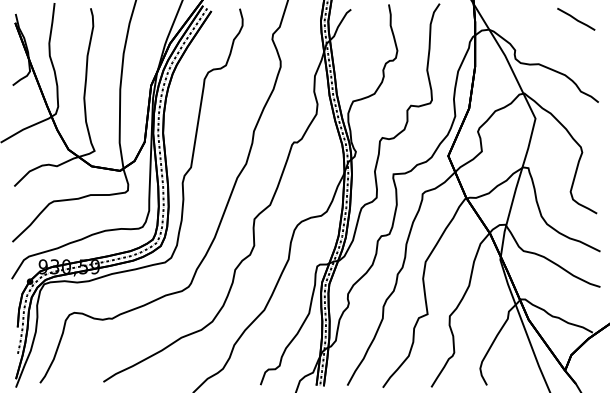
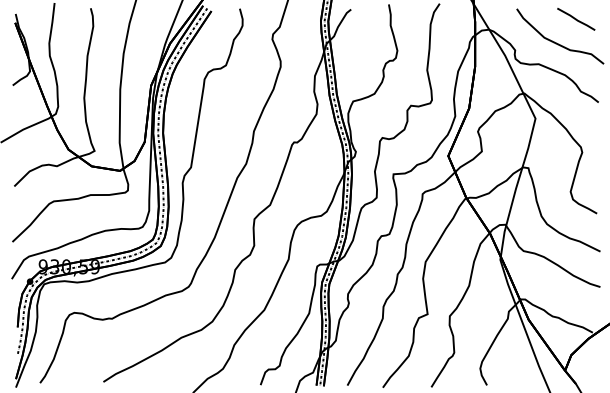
curve: none -> present (556, 42)
